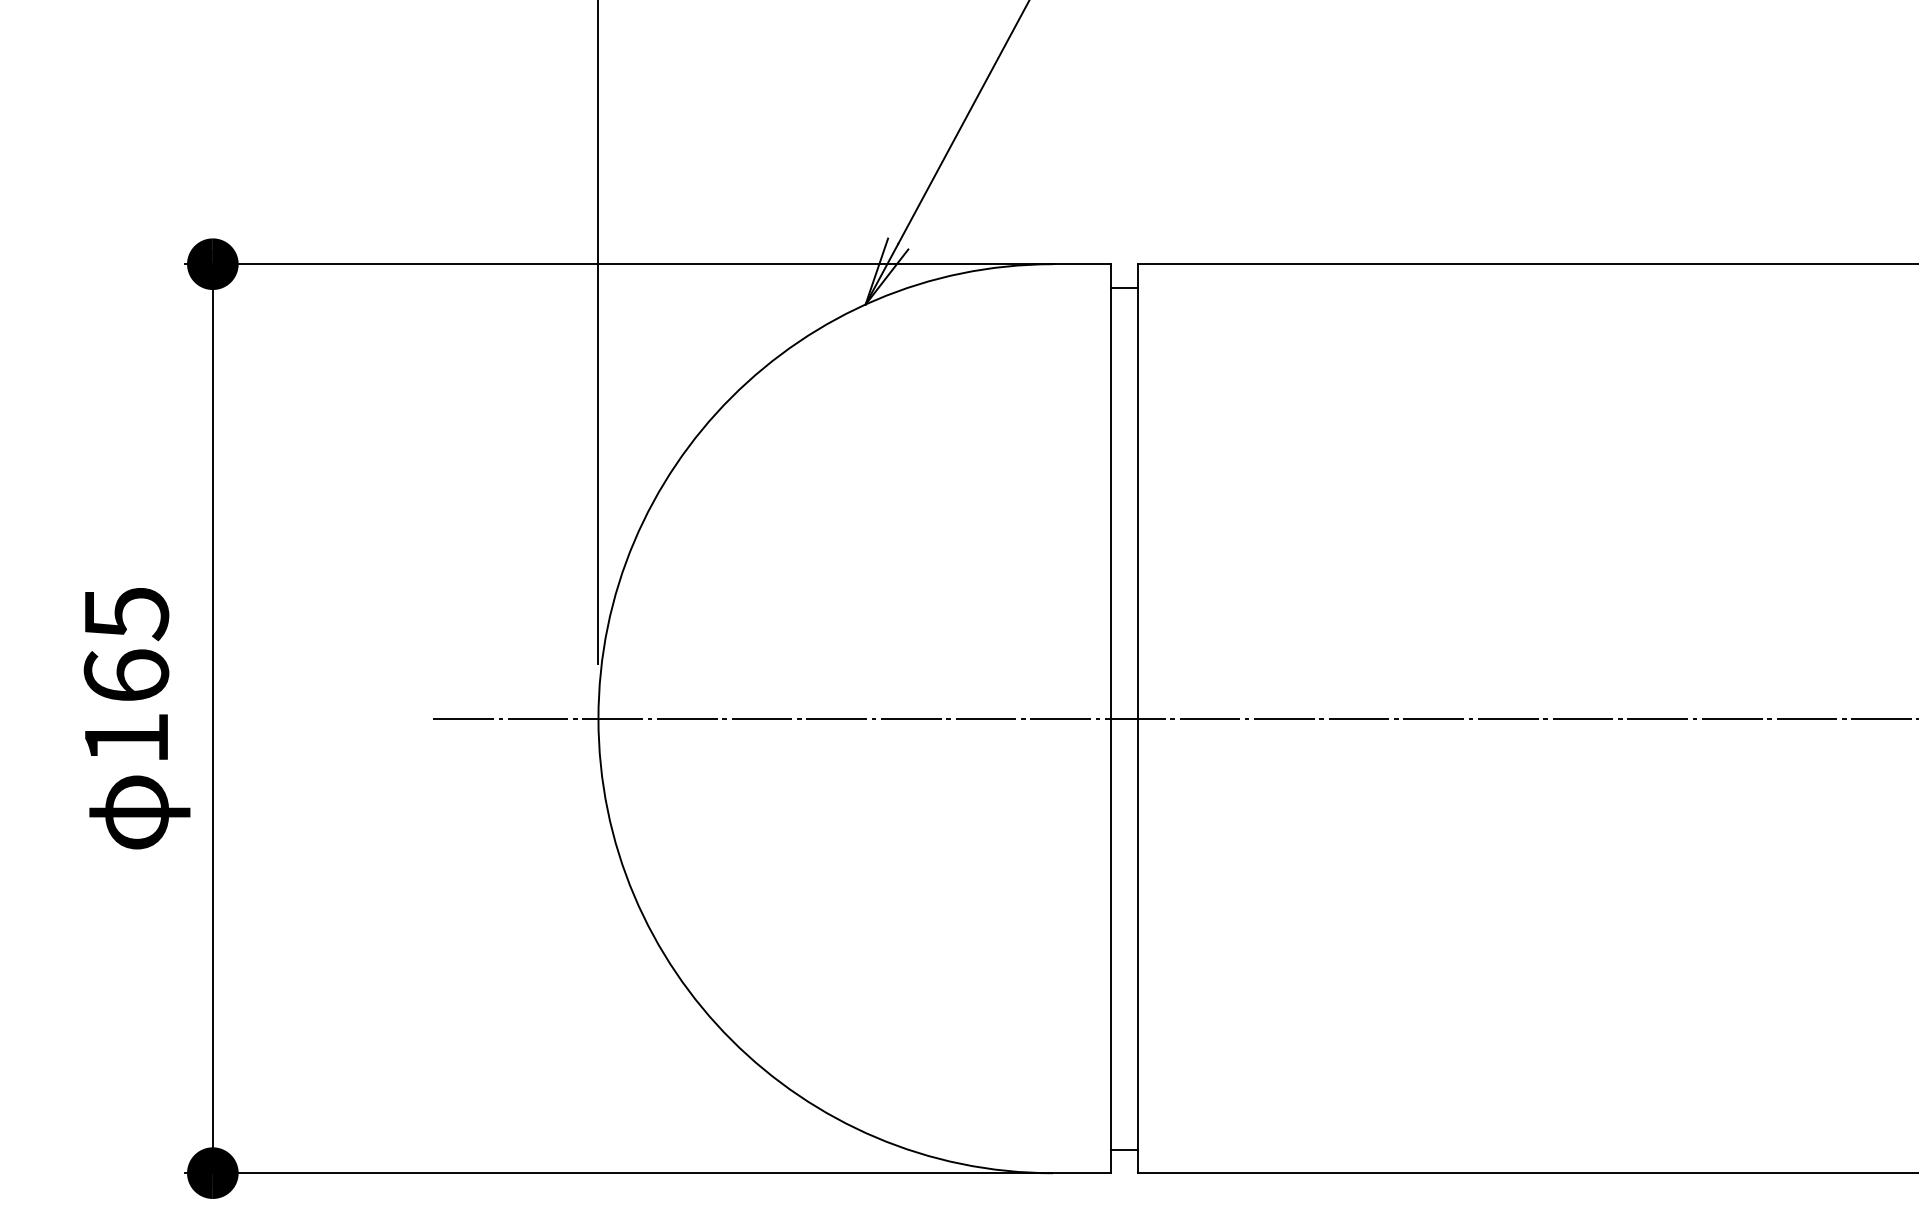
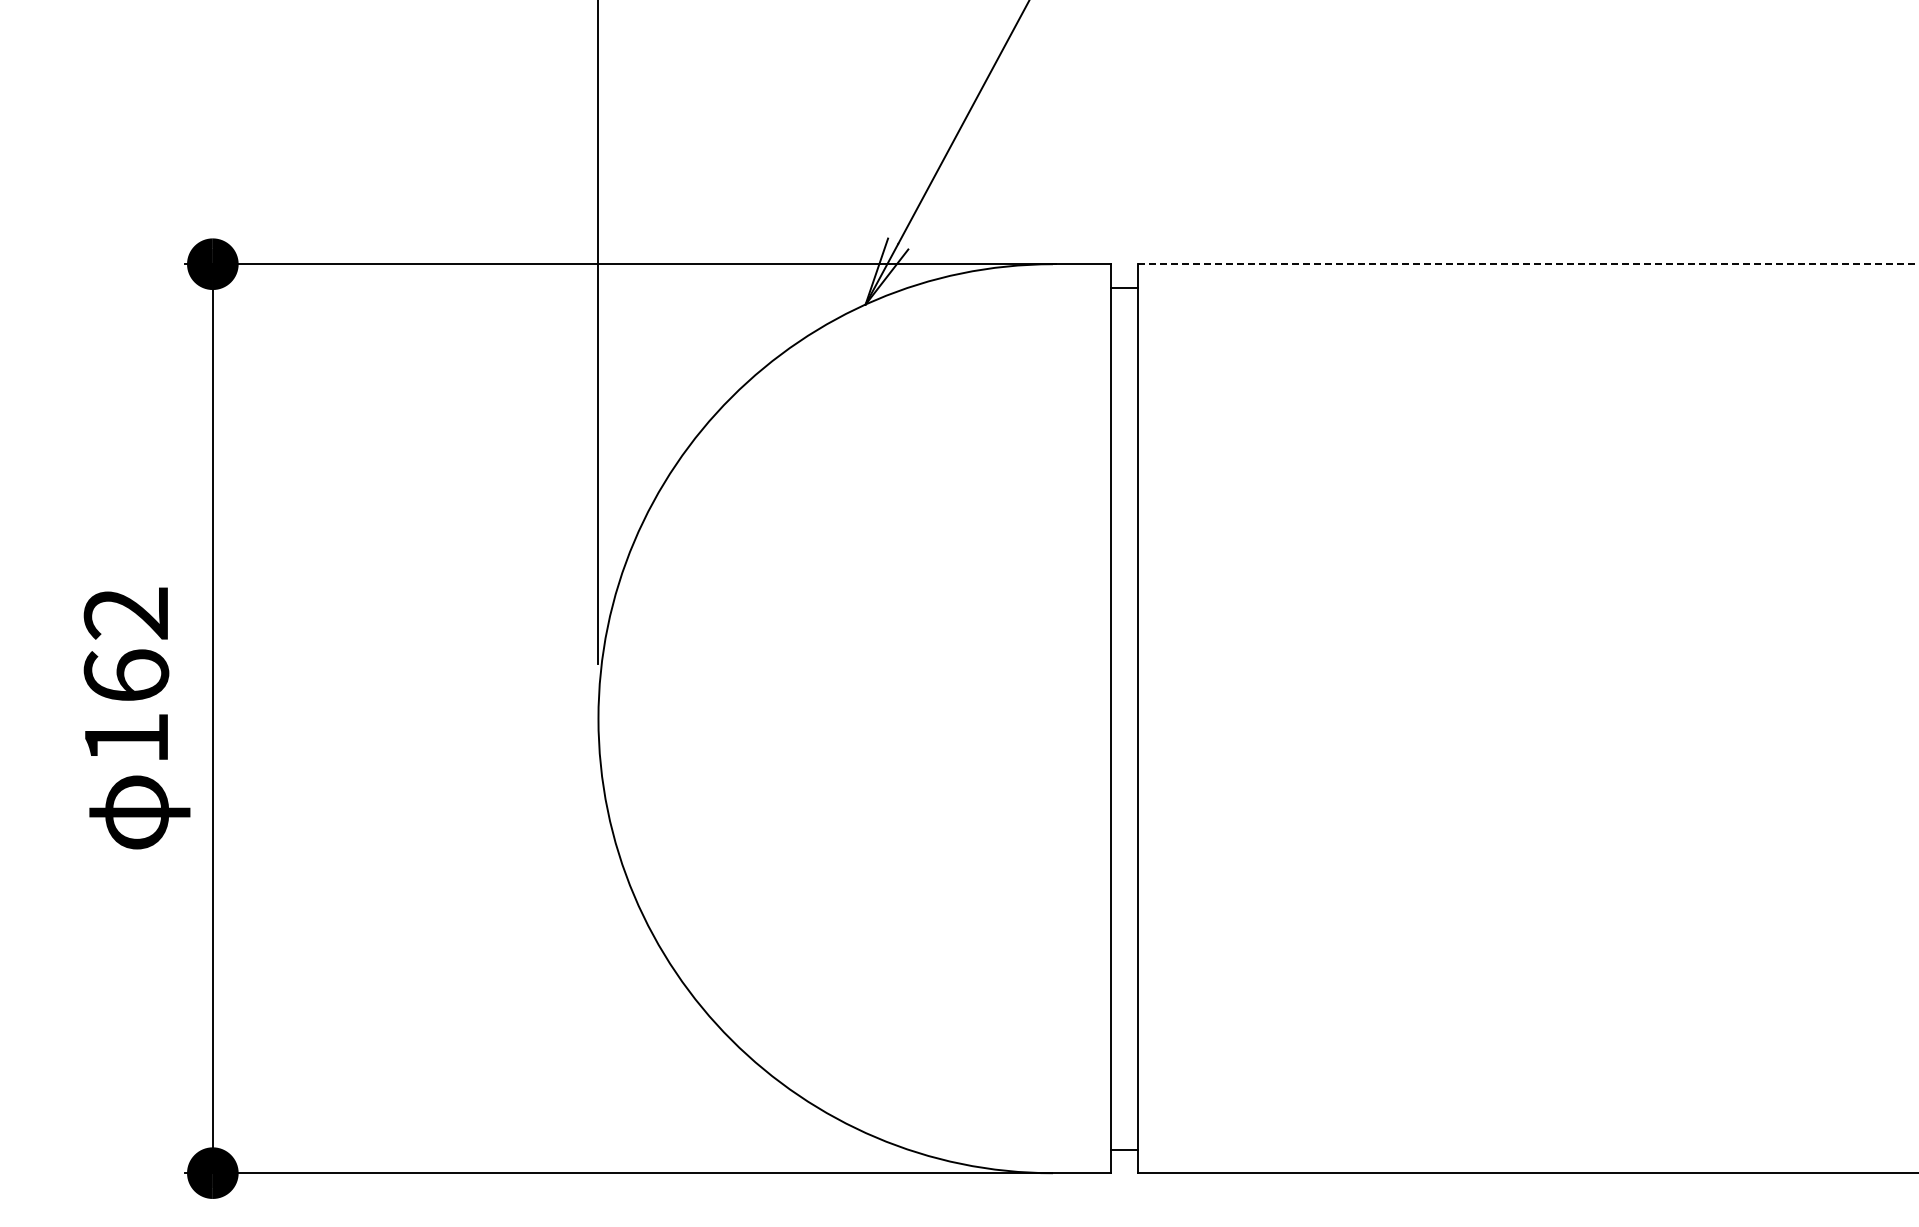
line: solid -> dashed (1528, 264)
text: 165 -> 162 (126, 614)
line: present -> none (1174, 718)
